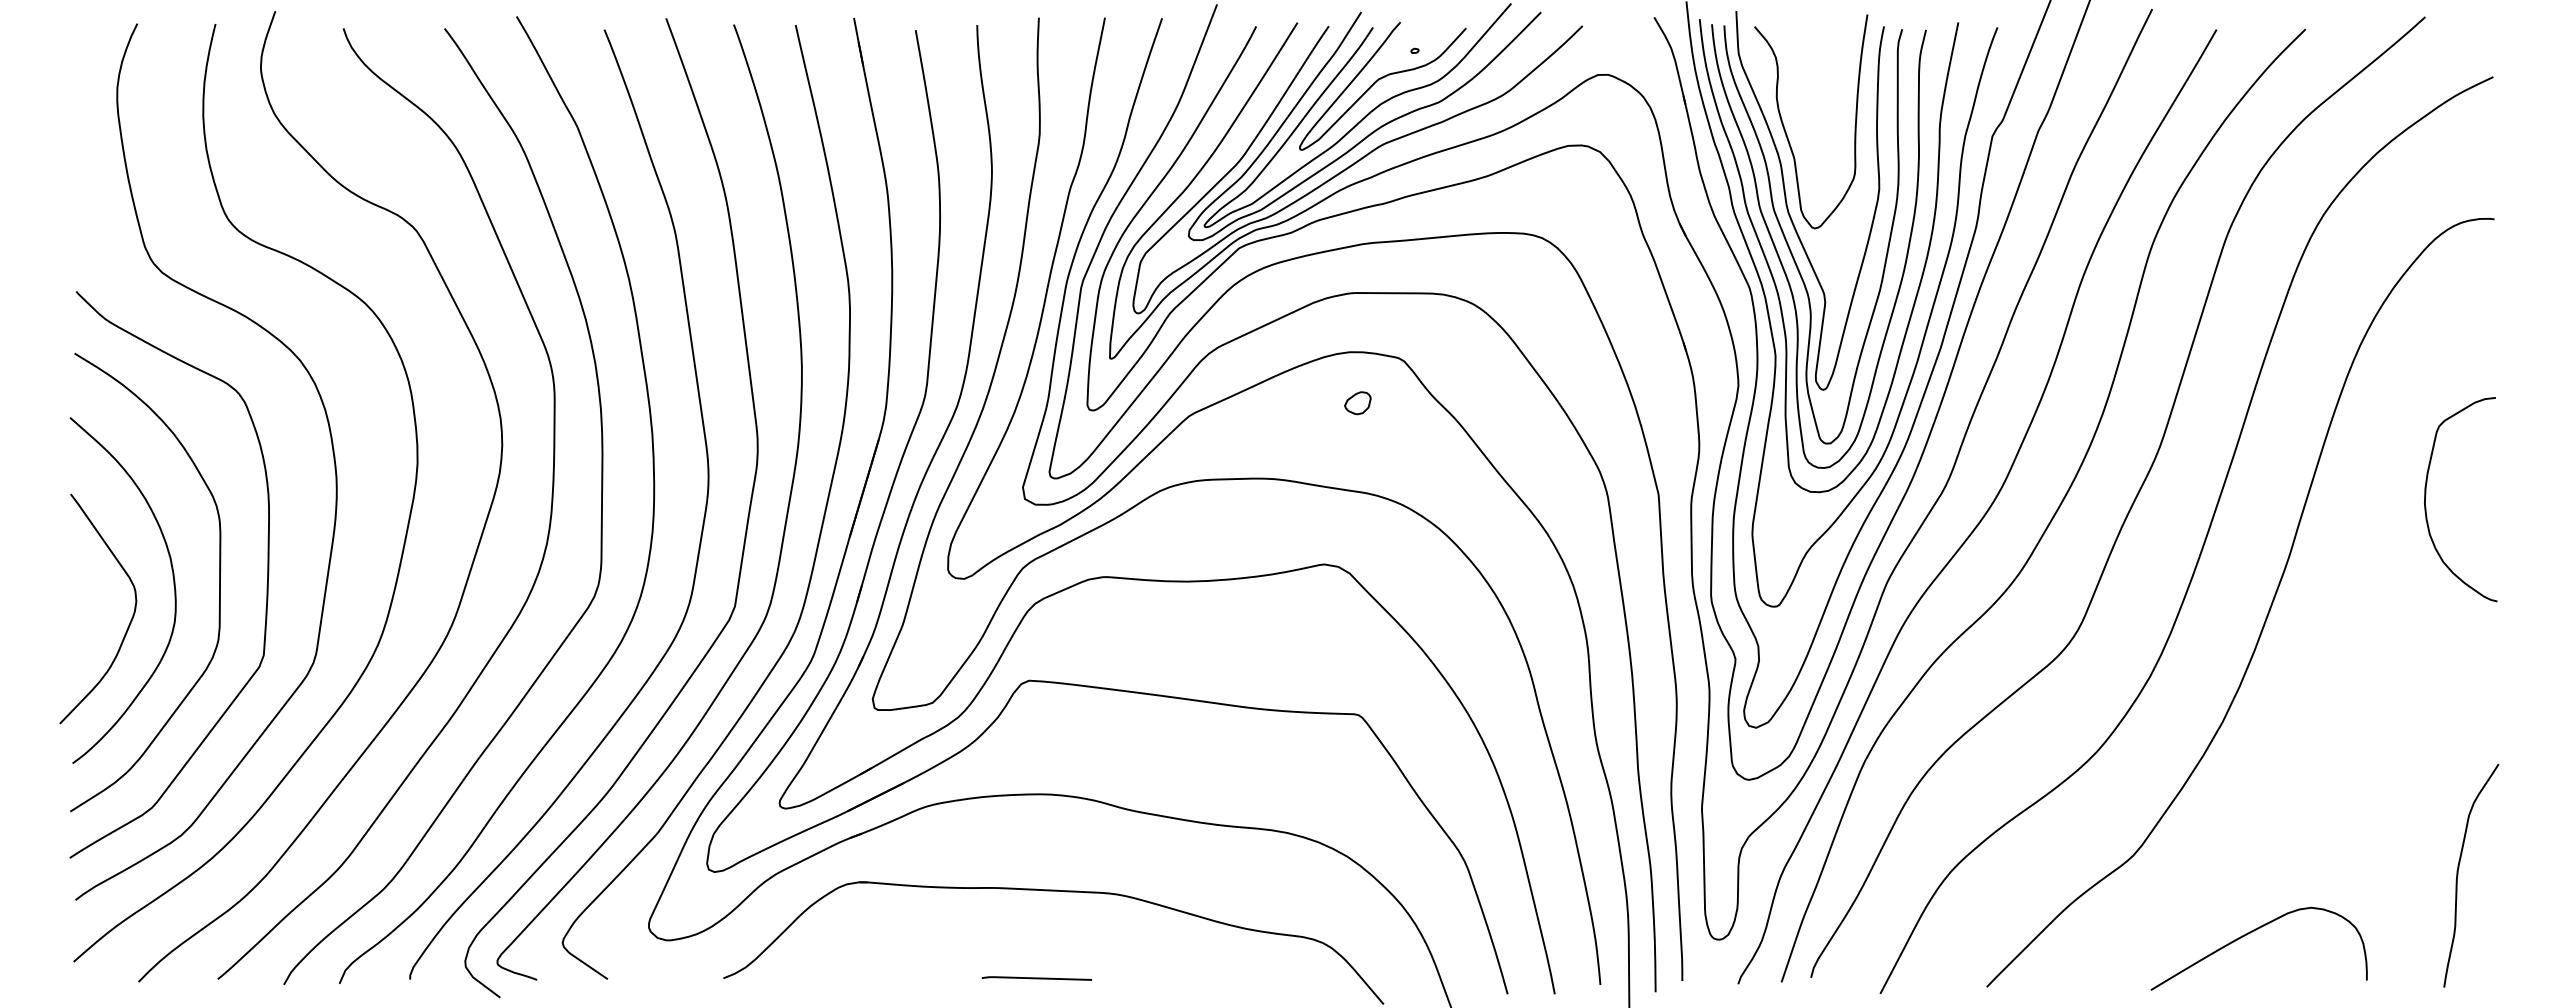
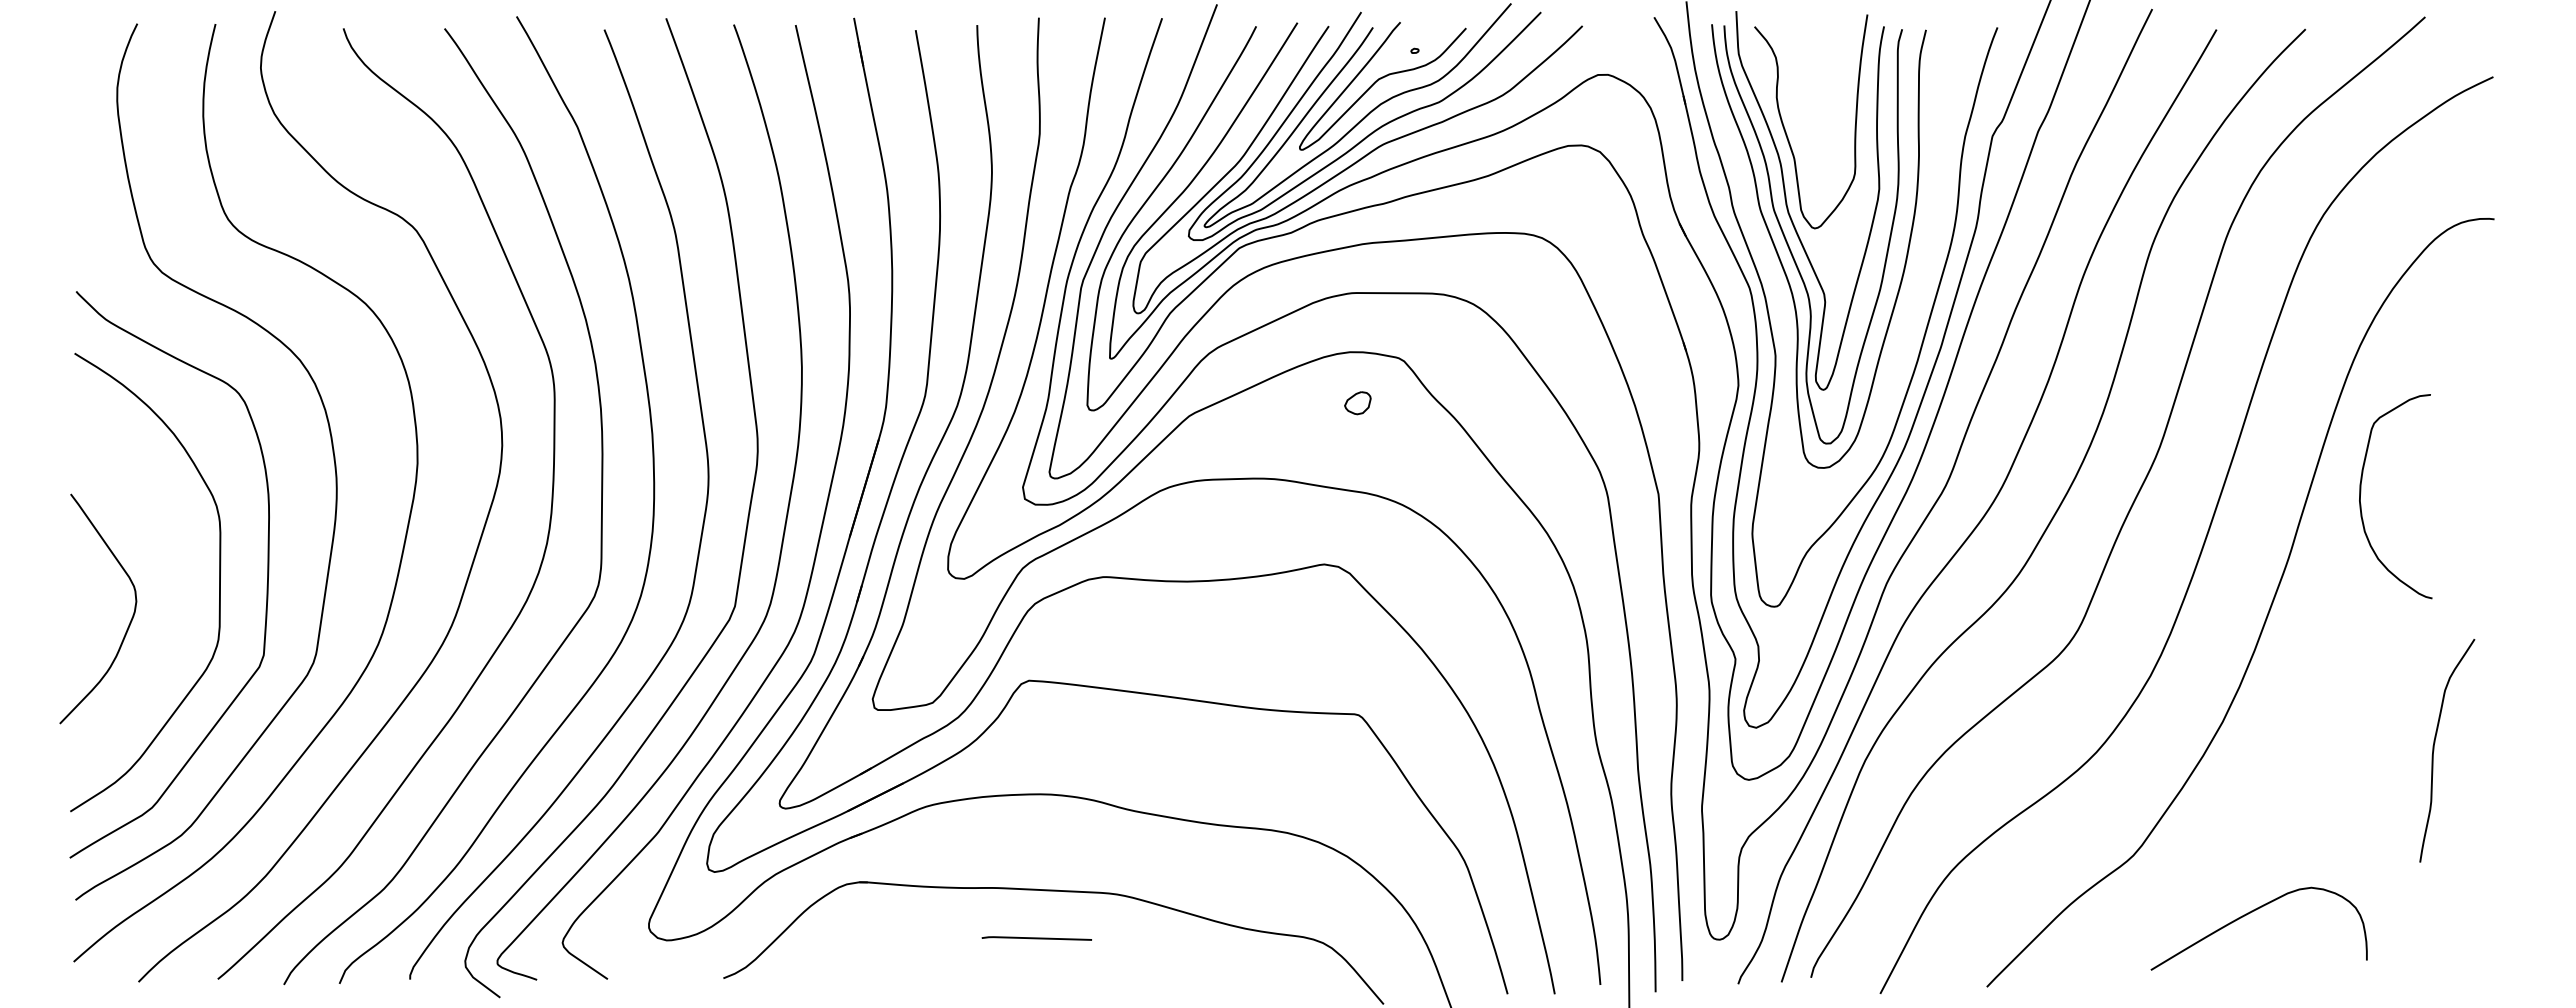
curve: present -> none (1774, 278)
curve position: (2426, 496) -> (2361, 493) (2361, 493)
curve: present -> none (173, 585)
curve position: (2458, 875) -> (2434, 750) (2434, 750)
curve position: (2250, 933) -> (2250, 913) (2250, 913)
line position: (1036, 978) -> (1036, 938) (1036, 938)
